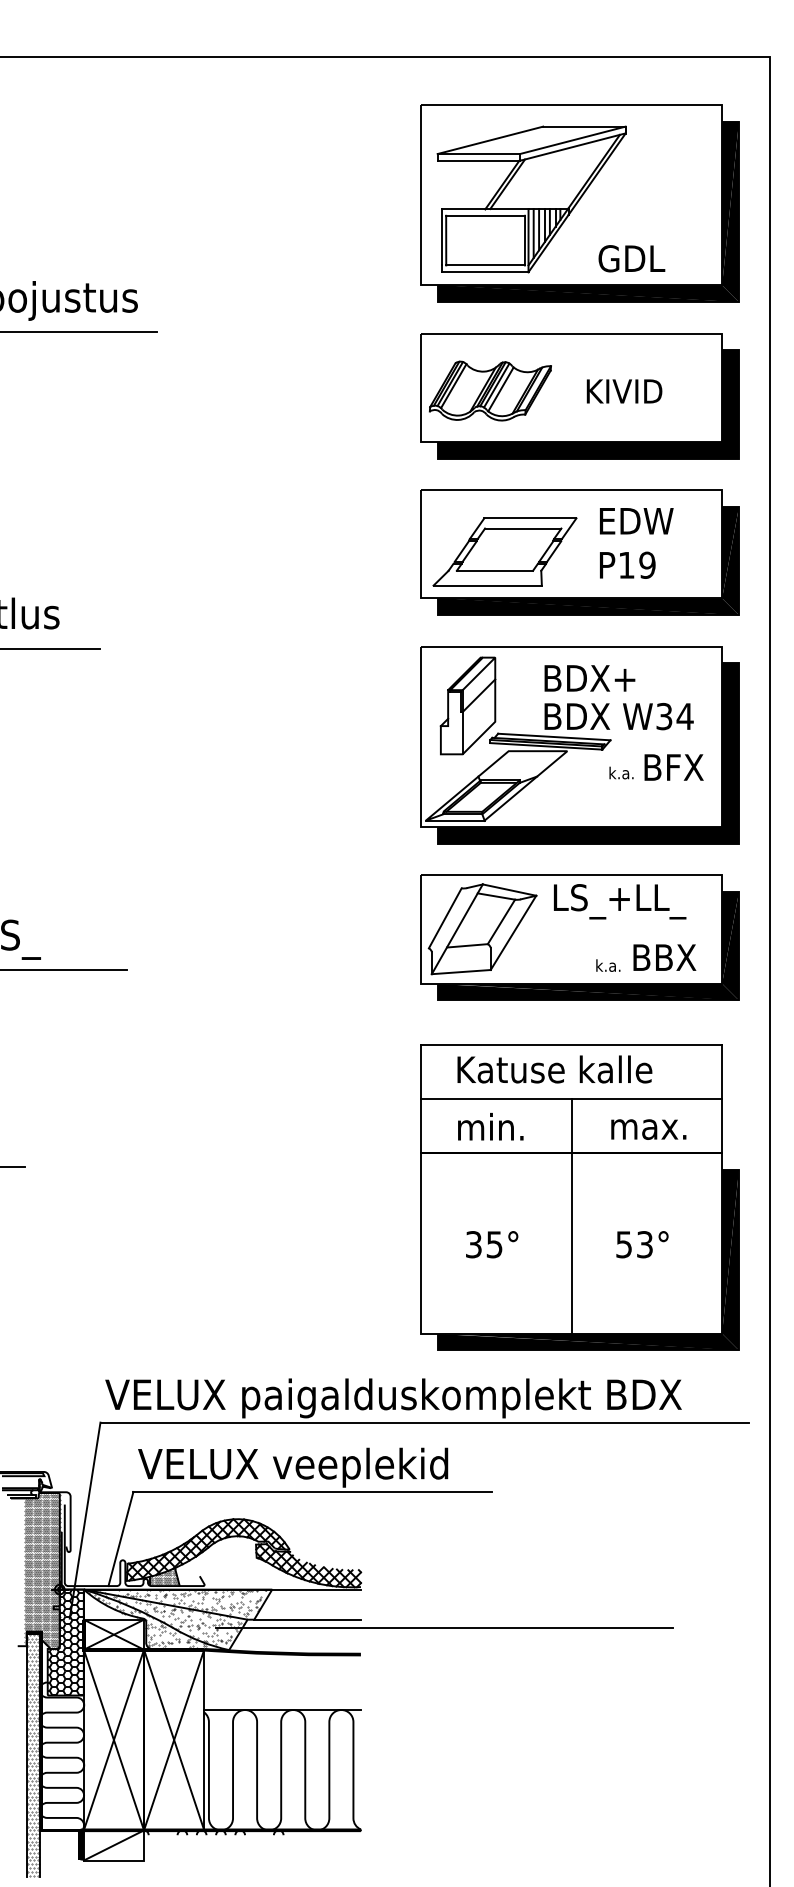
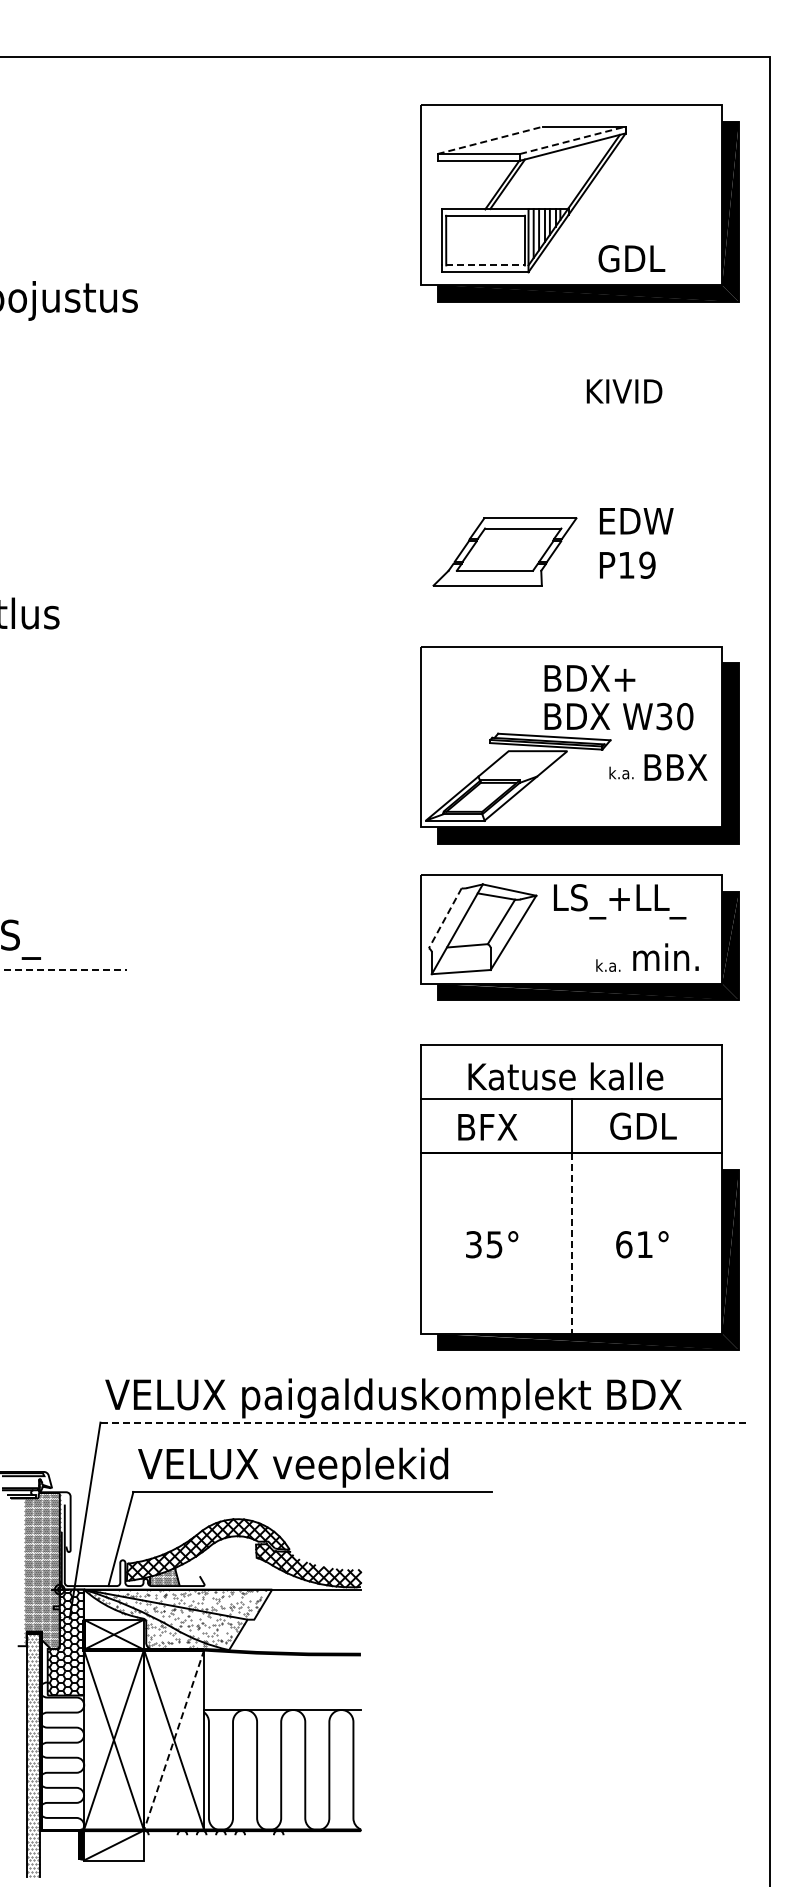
line: solid -> dashed (490, 140)
line: solid -> dashed (573, 140)
line: solid -> dashed (486, 265)
line: present -> none (79, 332)
part: present -> none (579, 396)
part: present -> none (579, 552)
line: present -> none (51, 649)
part: present -> none (467, 705)
text: W34 -> W30 (684, 716)
text: BFX -> BBX (688, 767)
line: solid -> dashed (445, 918)
text: BBX -> min. (665, 956)
line: solid -> dashed (64, 970)
text position: (554, 1069) -> (565, 1076) (565, 1076)
text: max. -> GDL (648, 1125)
text: min. -> BFX (490, 1126)
line: present -> none (13, 1167)
line: solid -> dashed (571, 1243)
text: 53° -> 61° (634, 1244)
line: solid -> dashed (424, 1422)
line: present -> none (307, 1619)
line: present -> none (444, 1628)
line: solid -> dashed (173, 1740)
